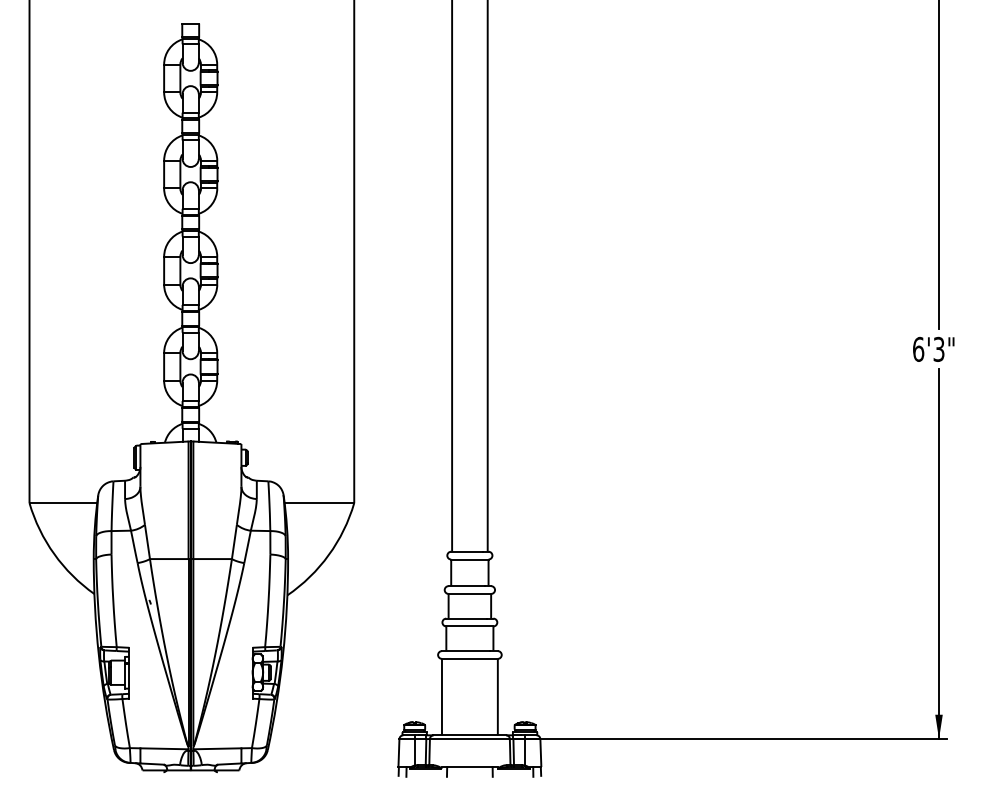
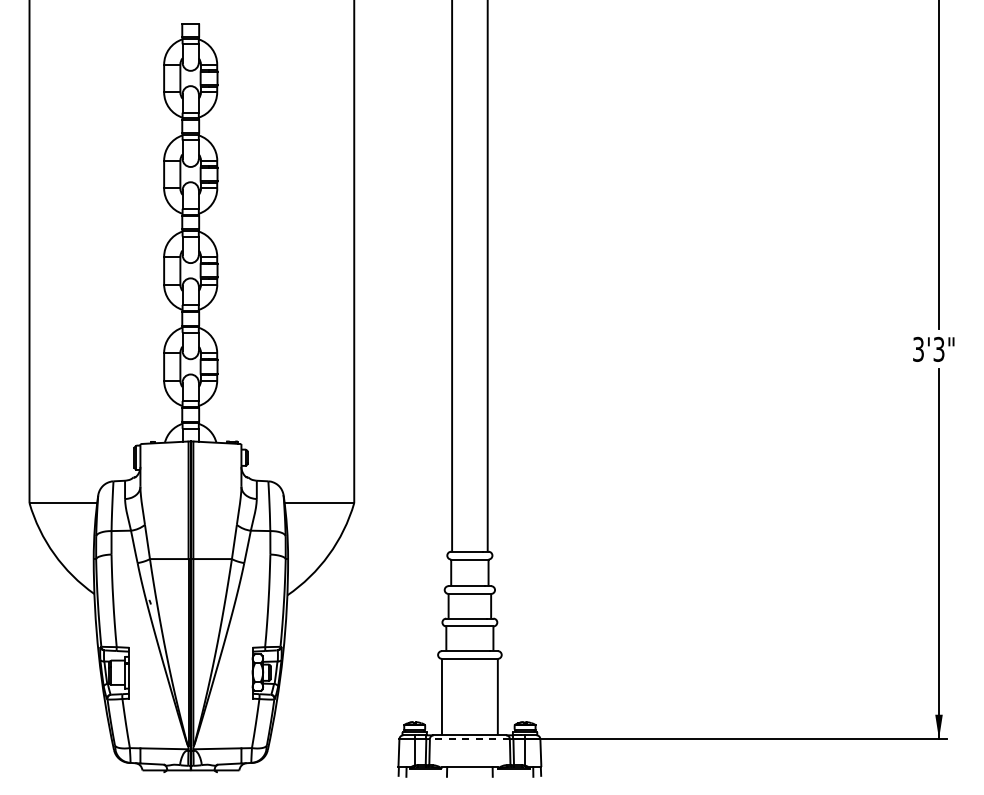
text: 6'3" -> 3'3" (918, 348)
line: solid -> dashed (469, 739)
